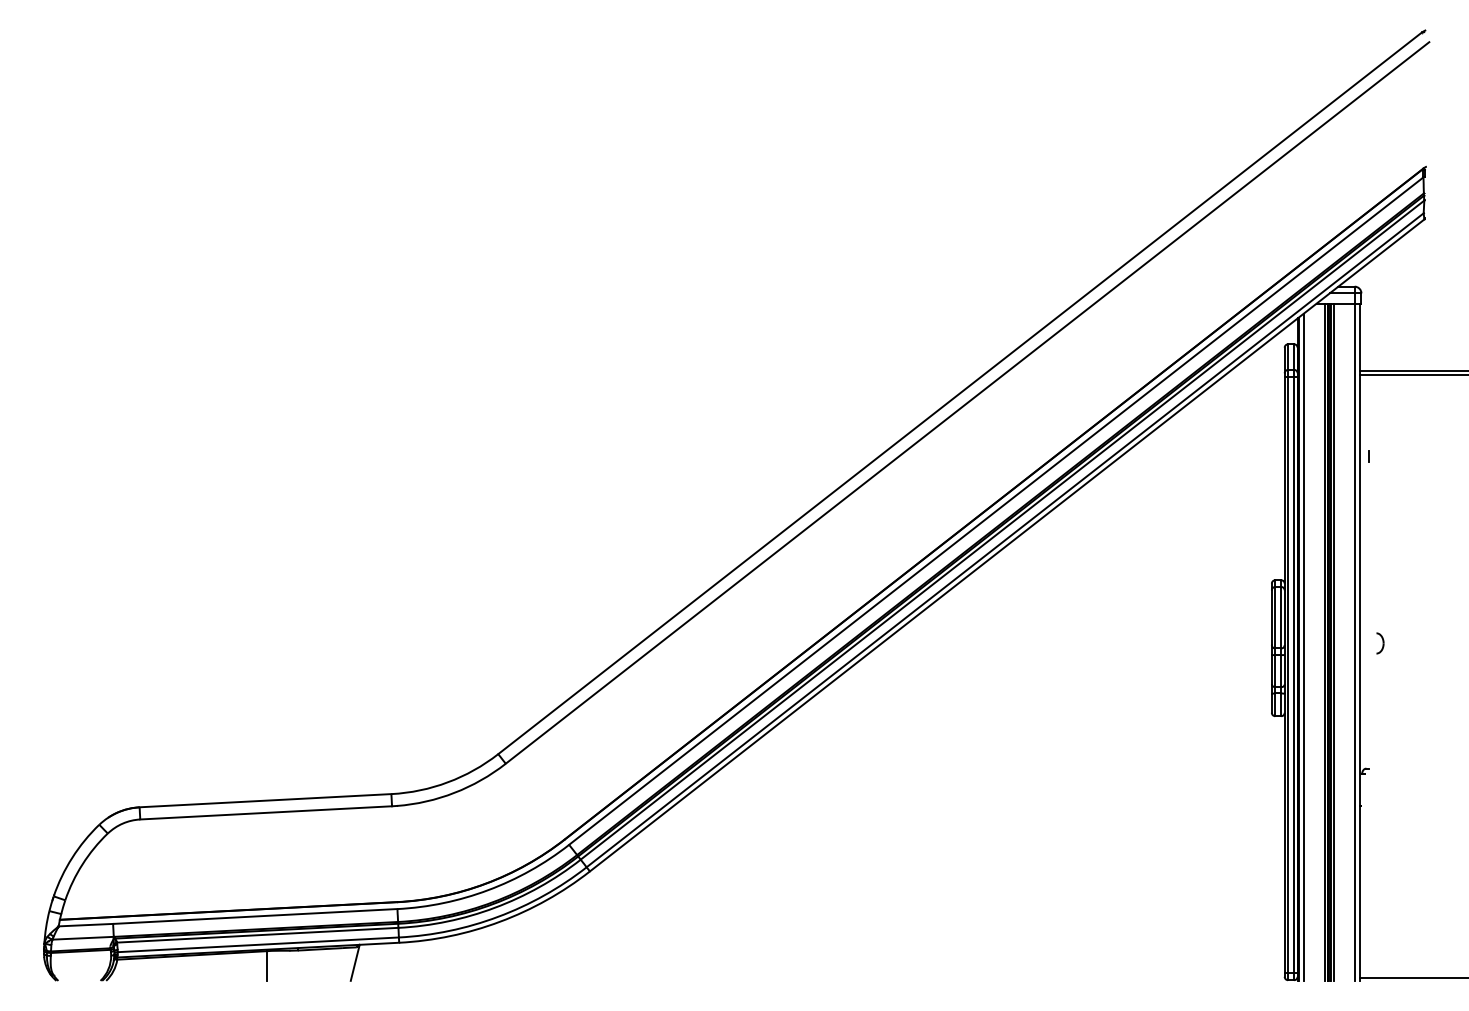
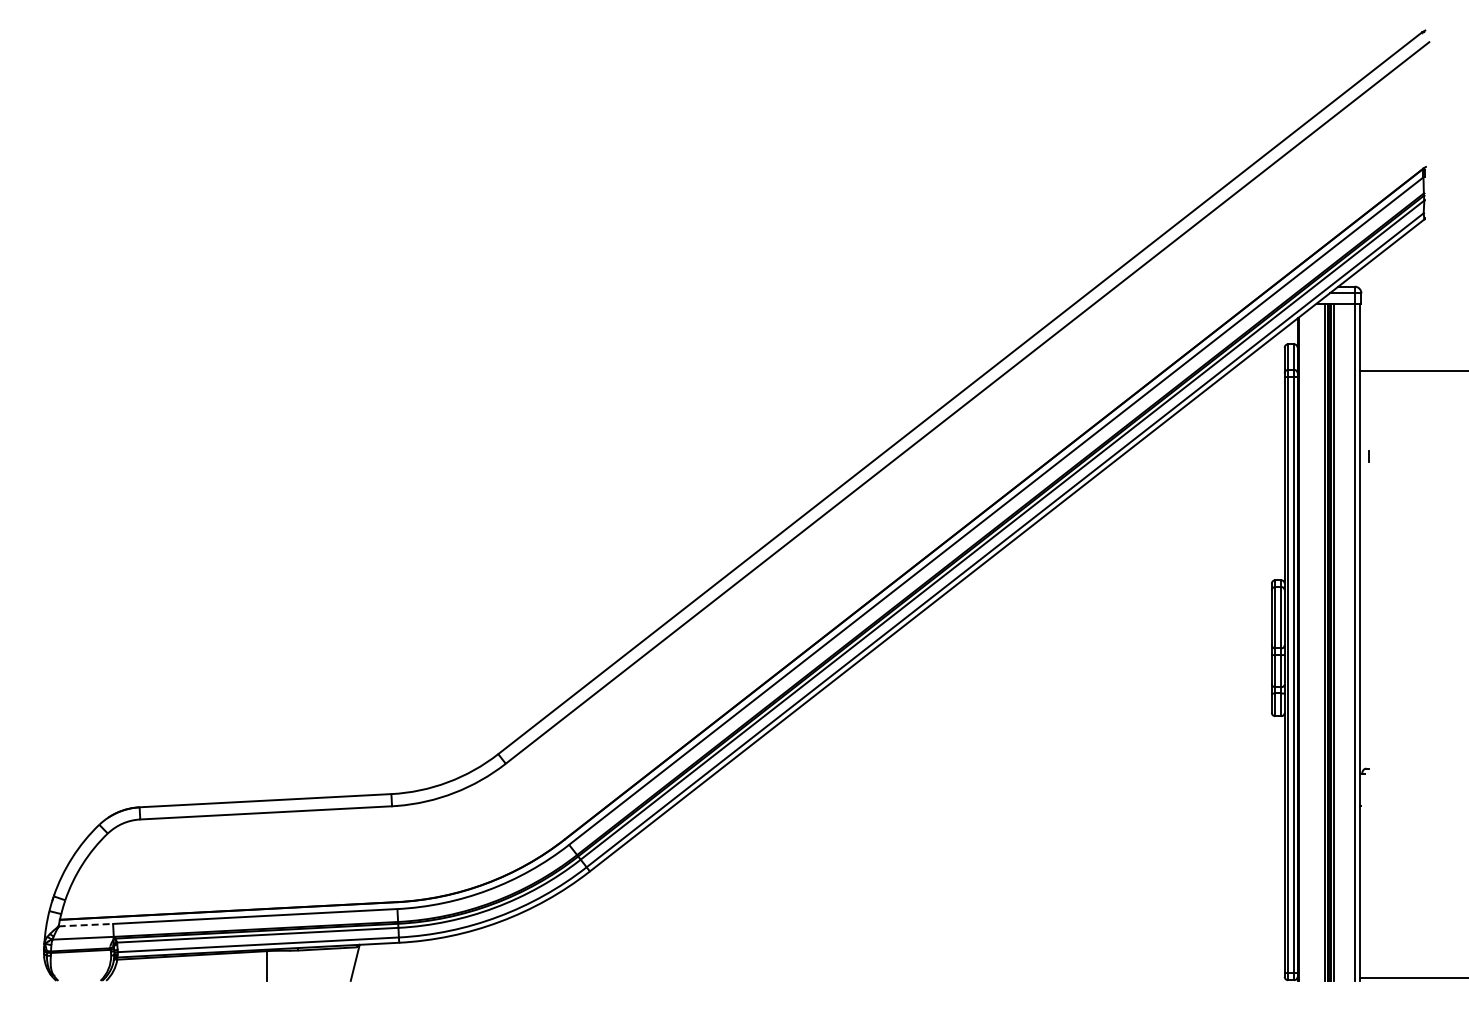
line: present -> none (1412, 374)
part: present -> none (1380, 643)
line: present -> none (1303, 646)
line: solid -> dashed (86, 925)
